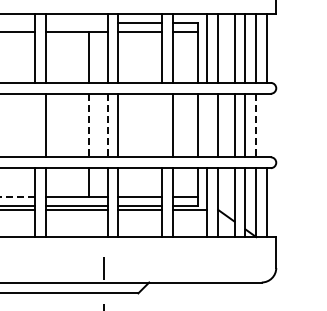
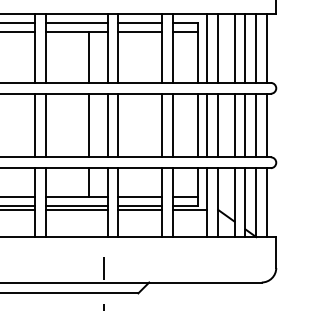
line: none -> present (18, 23)
line: none -> present (76, 23)
line: none -> present (34, 125)
line: dashed -> solid (89, 125)
line: dashed -> solid (107, 125)
line: none -> present (161, 125)
line: none -> present (207, 125)
line: dashed -> solid (256, 125)
line: none -> present (267, 125)
line: dashed -> solid (17, 197)
